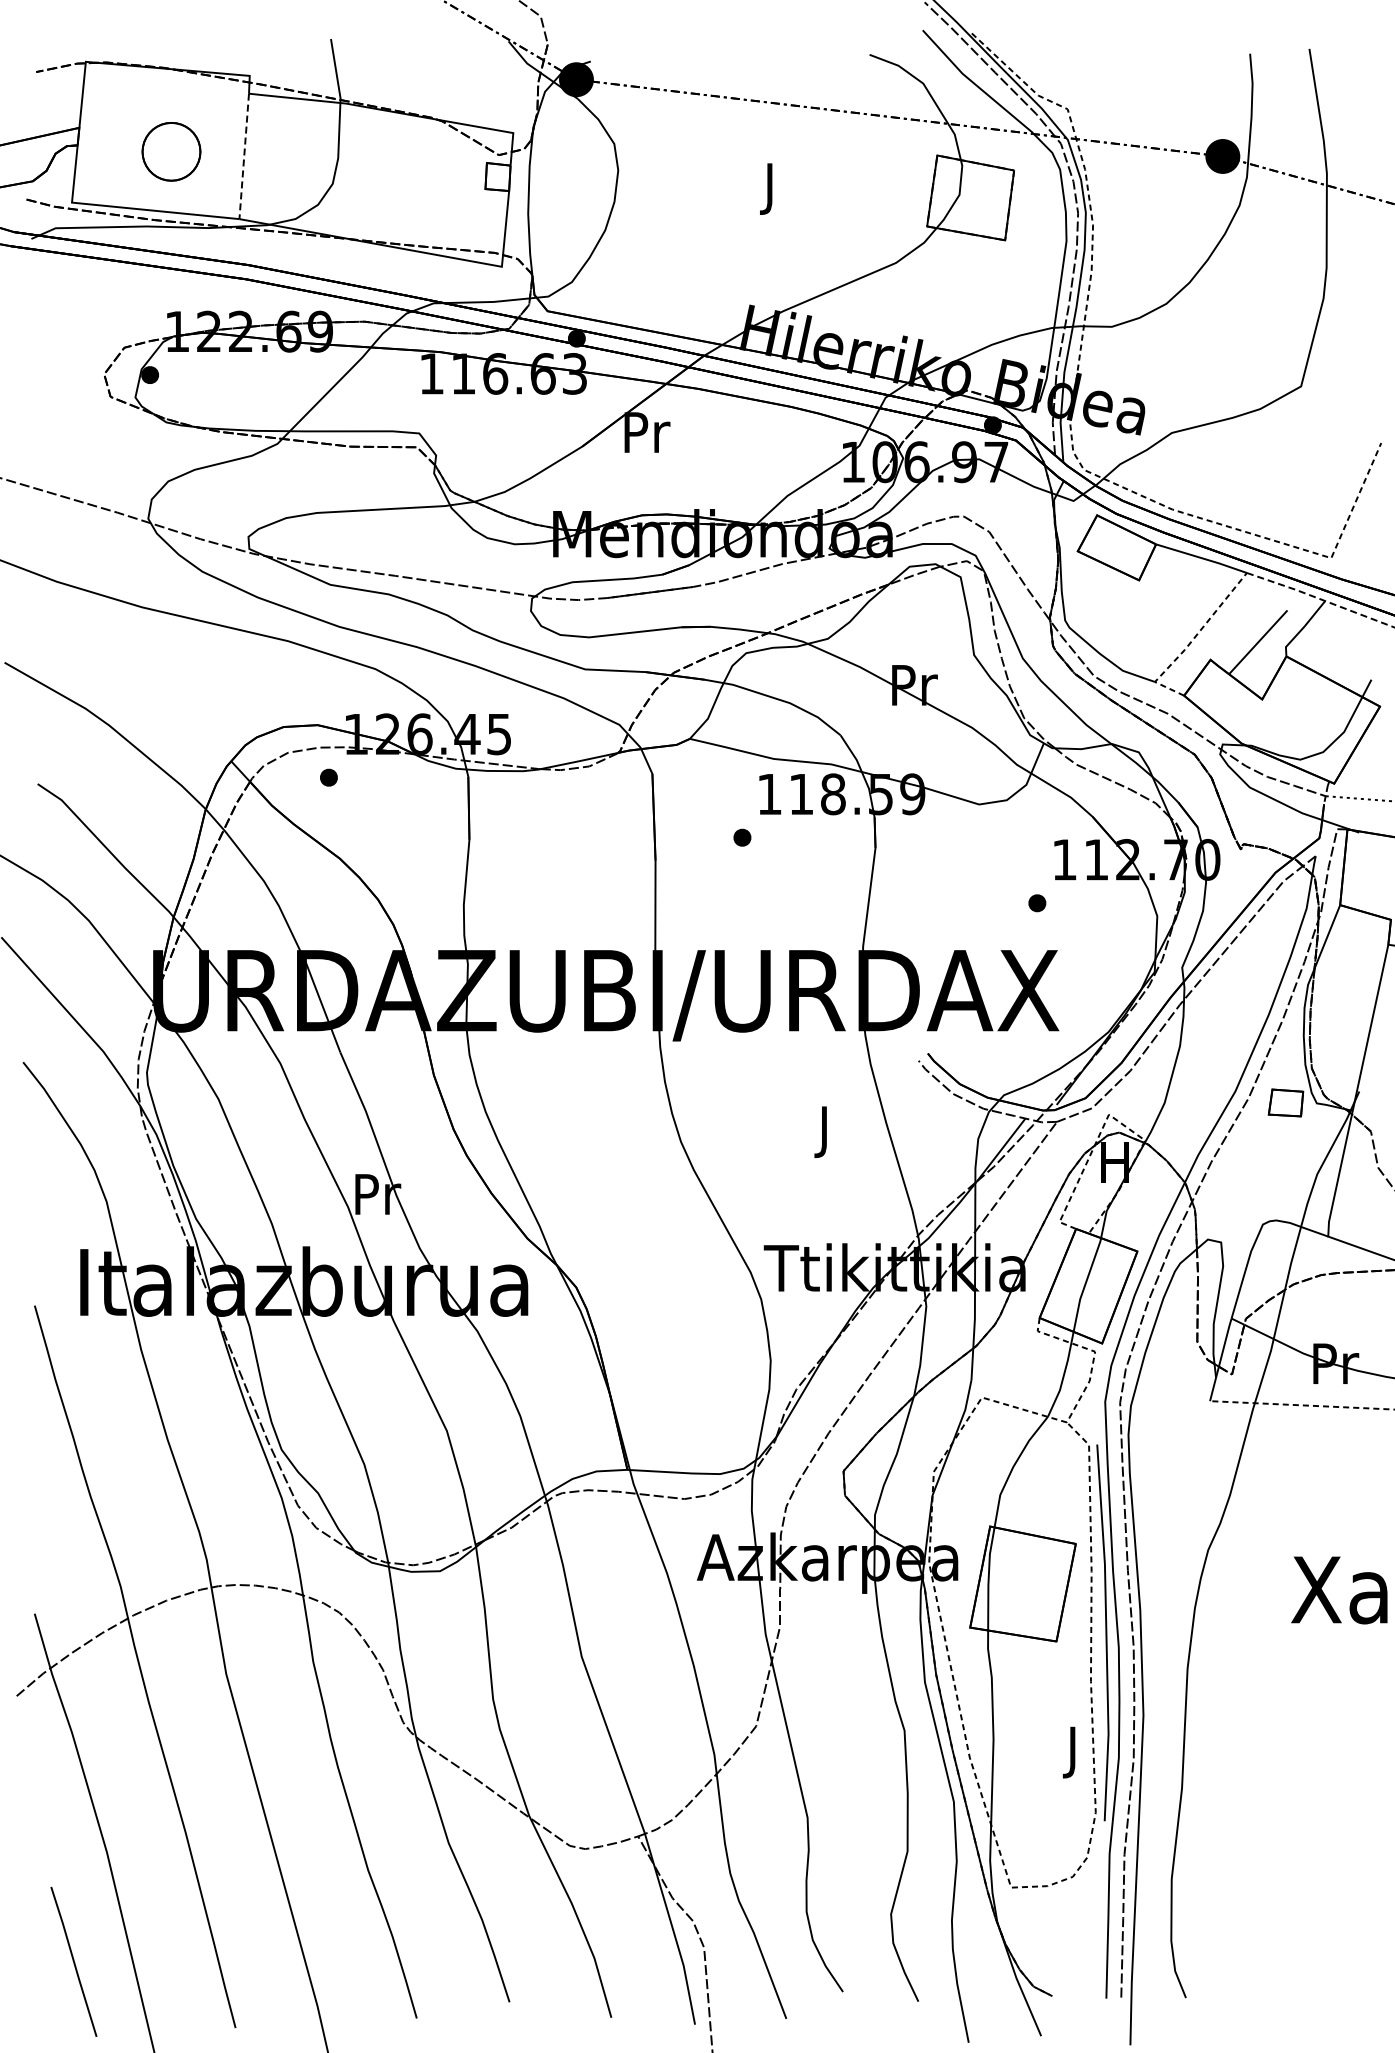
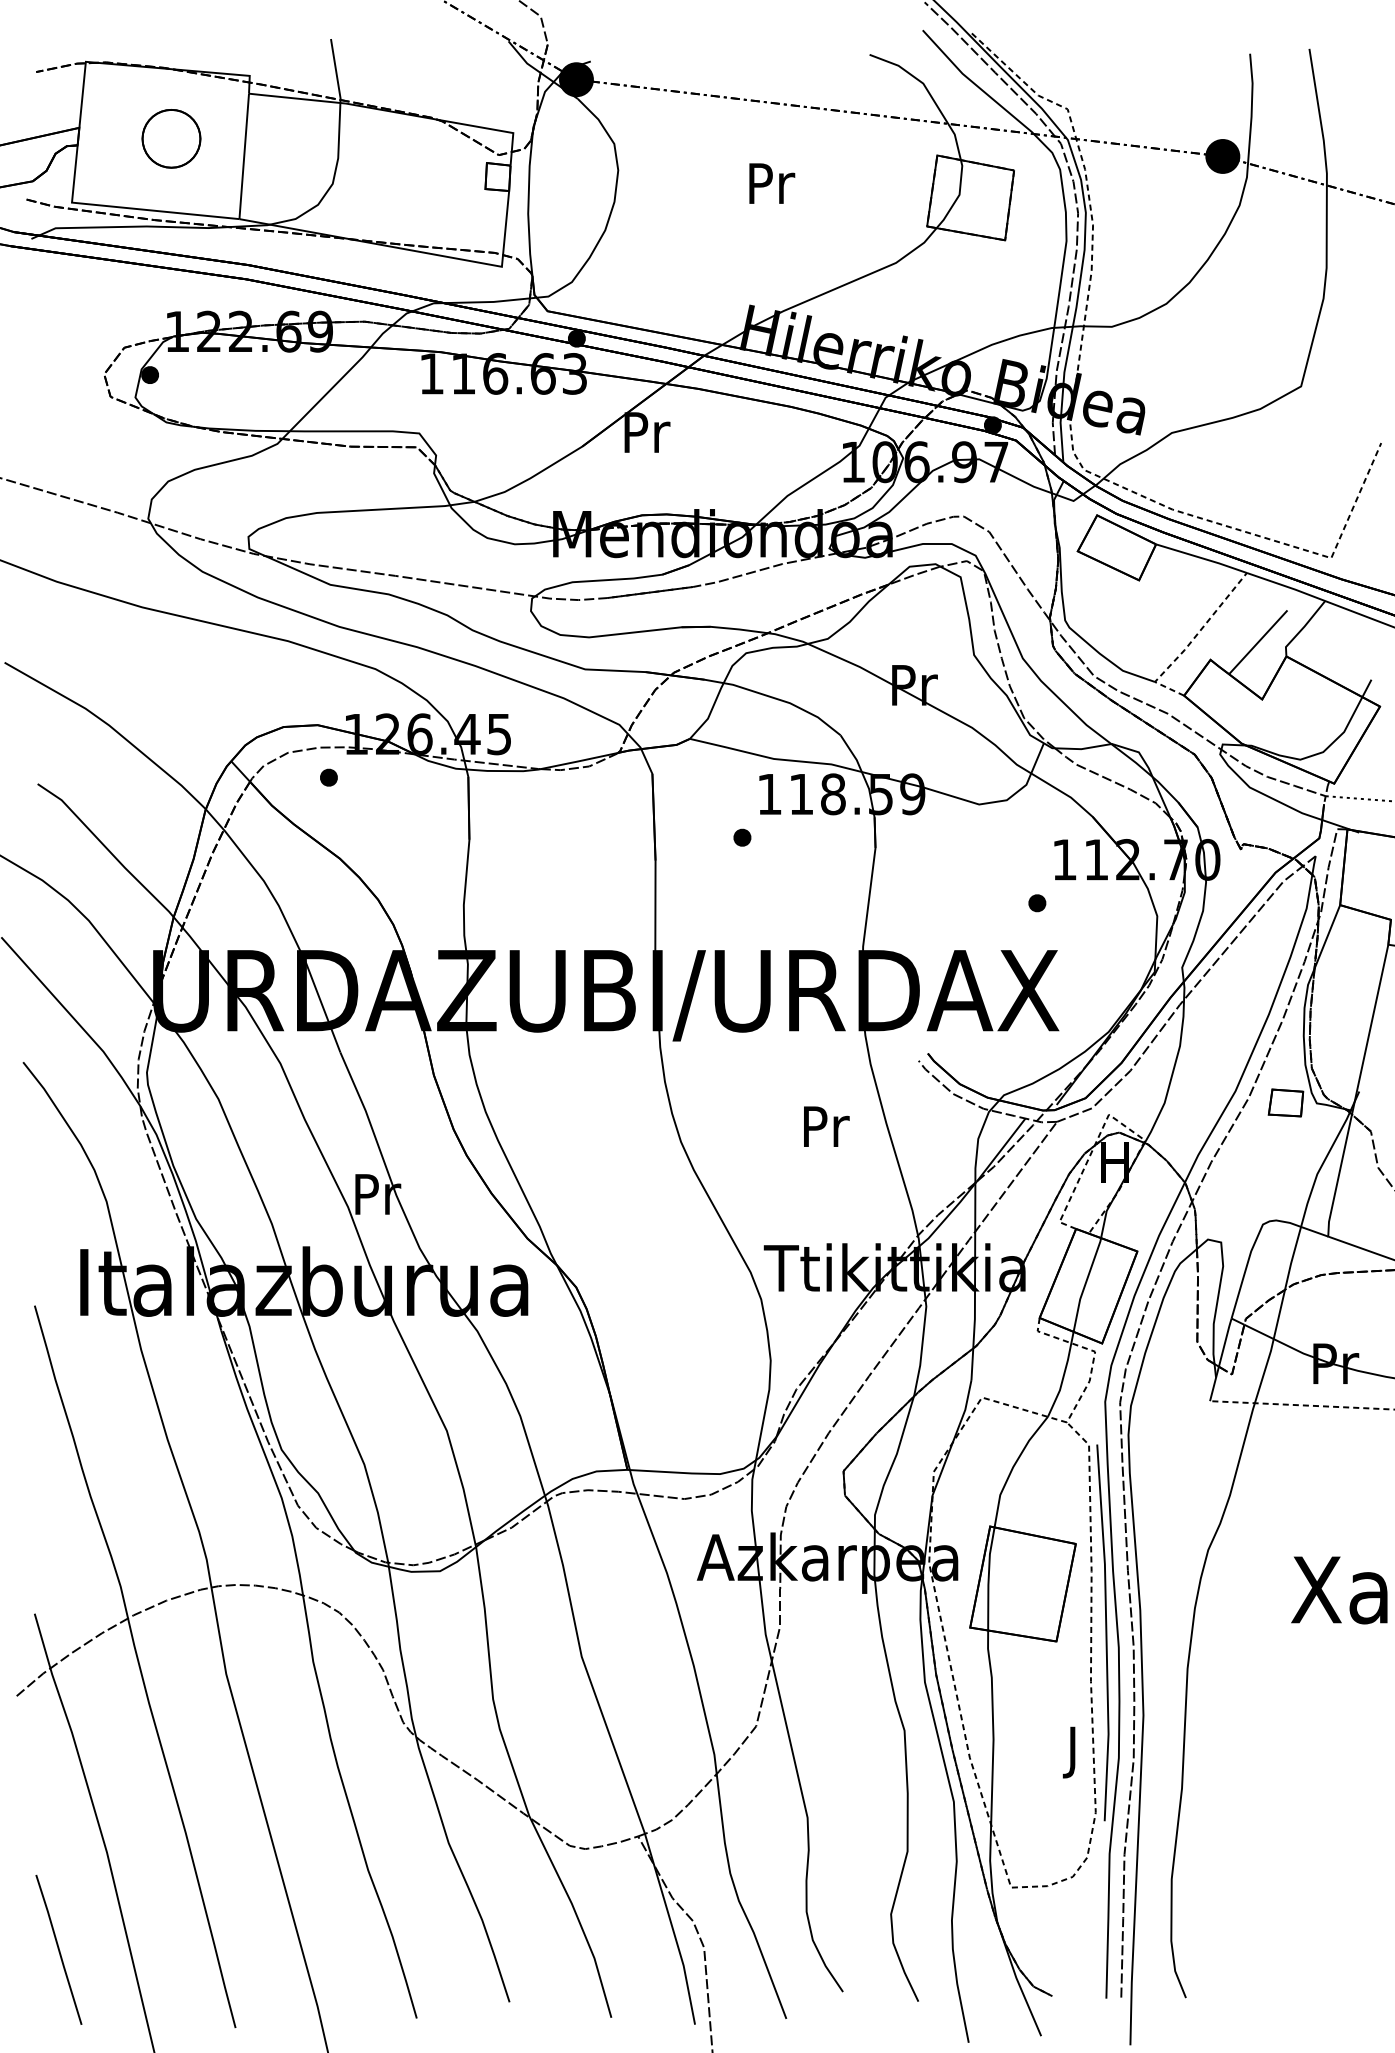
part position: (171, 151) -> (171, 138) (171, 138)
line: dashed -> solid (244, 156)
text: J -> Pr (772, 188)
line: dashed -> solid (1320, 599)
text: J -> Pr (826, 1132)
line position: (73, 1961) -> (58, 1949) (58, 1949)
